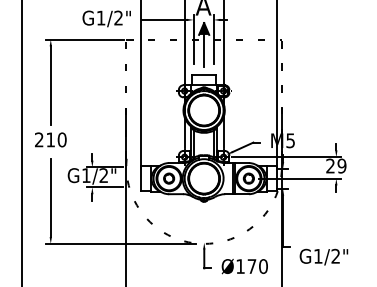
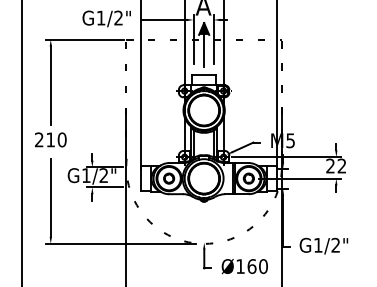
text: 29 -> 22 (341, 165)
text position: (323, 256) -> (323, 245) (323, 245)
text: Ø170 -> Ø160 (251, 266)
